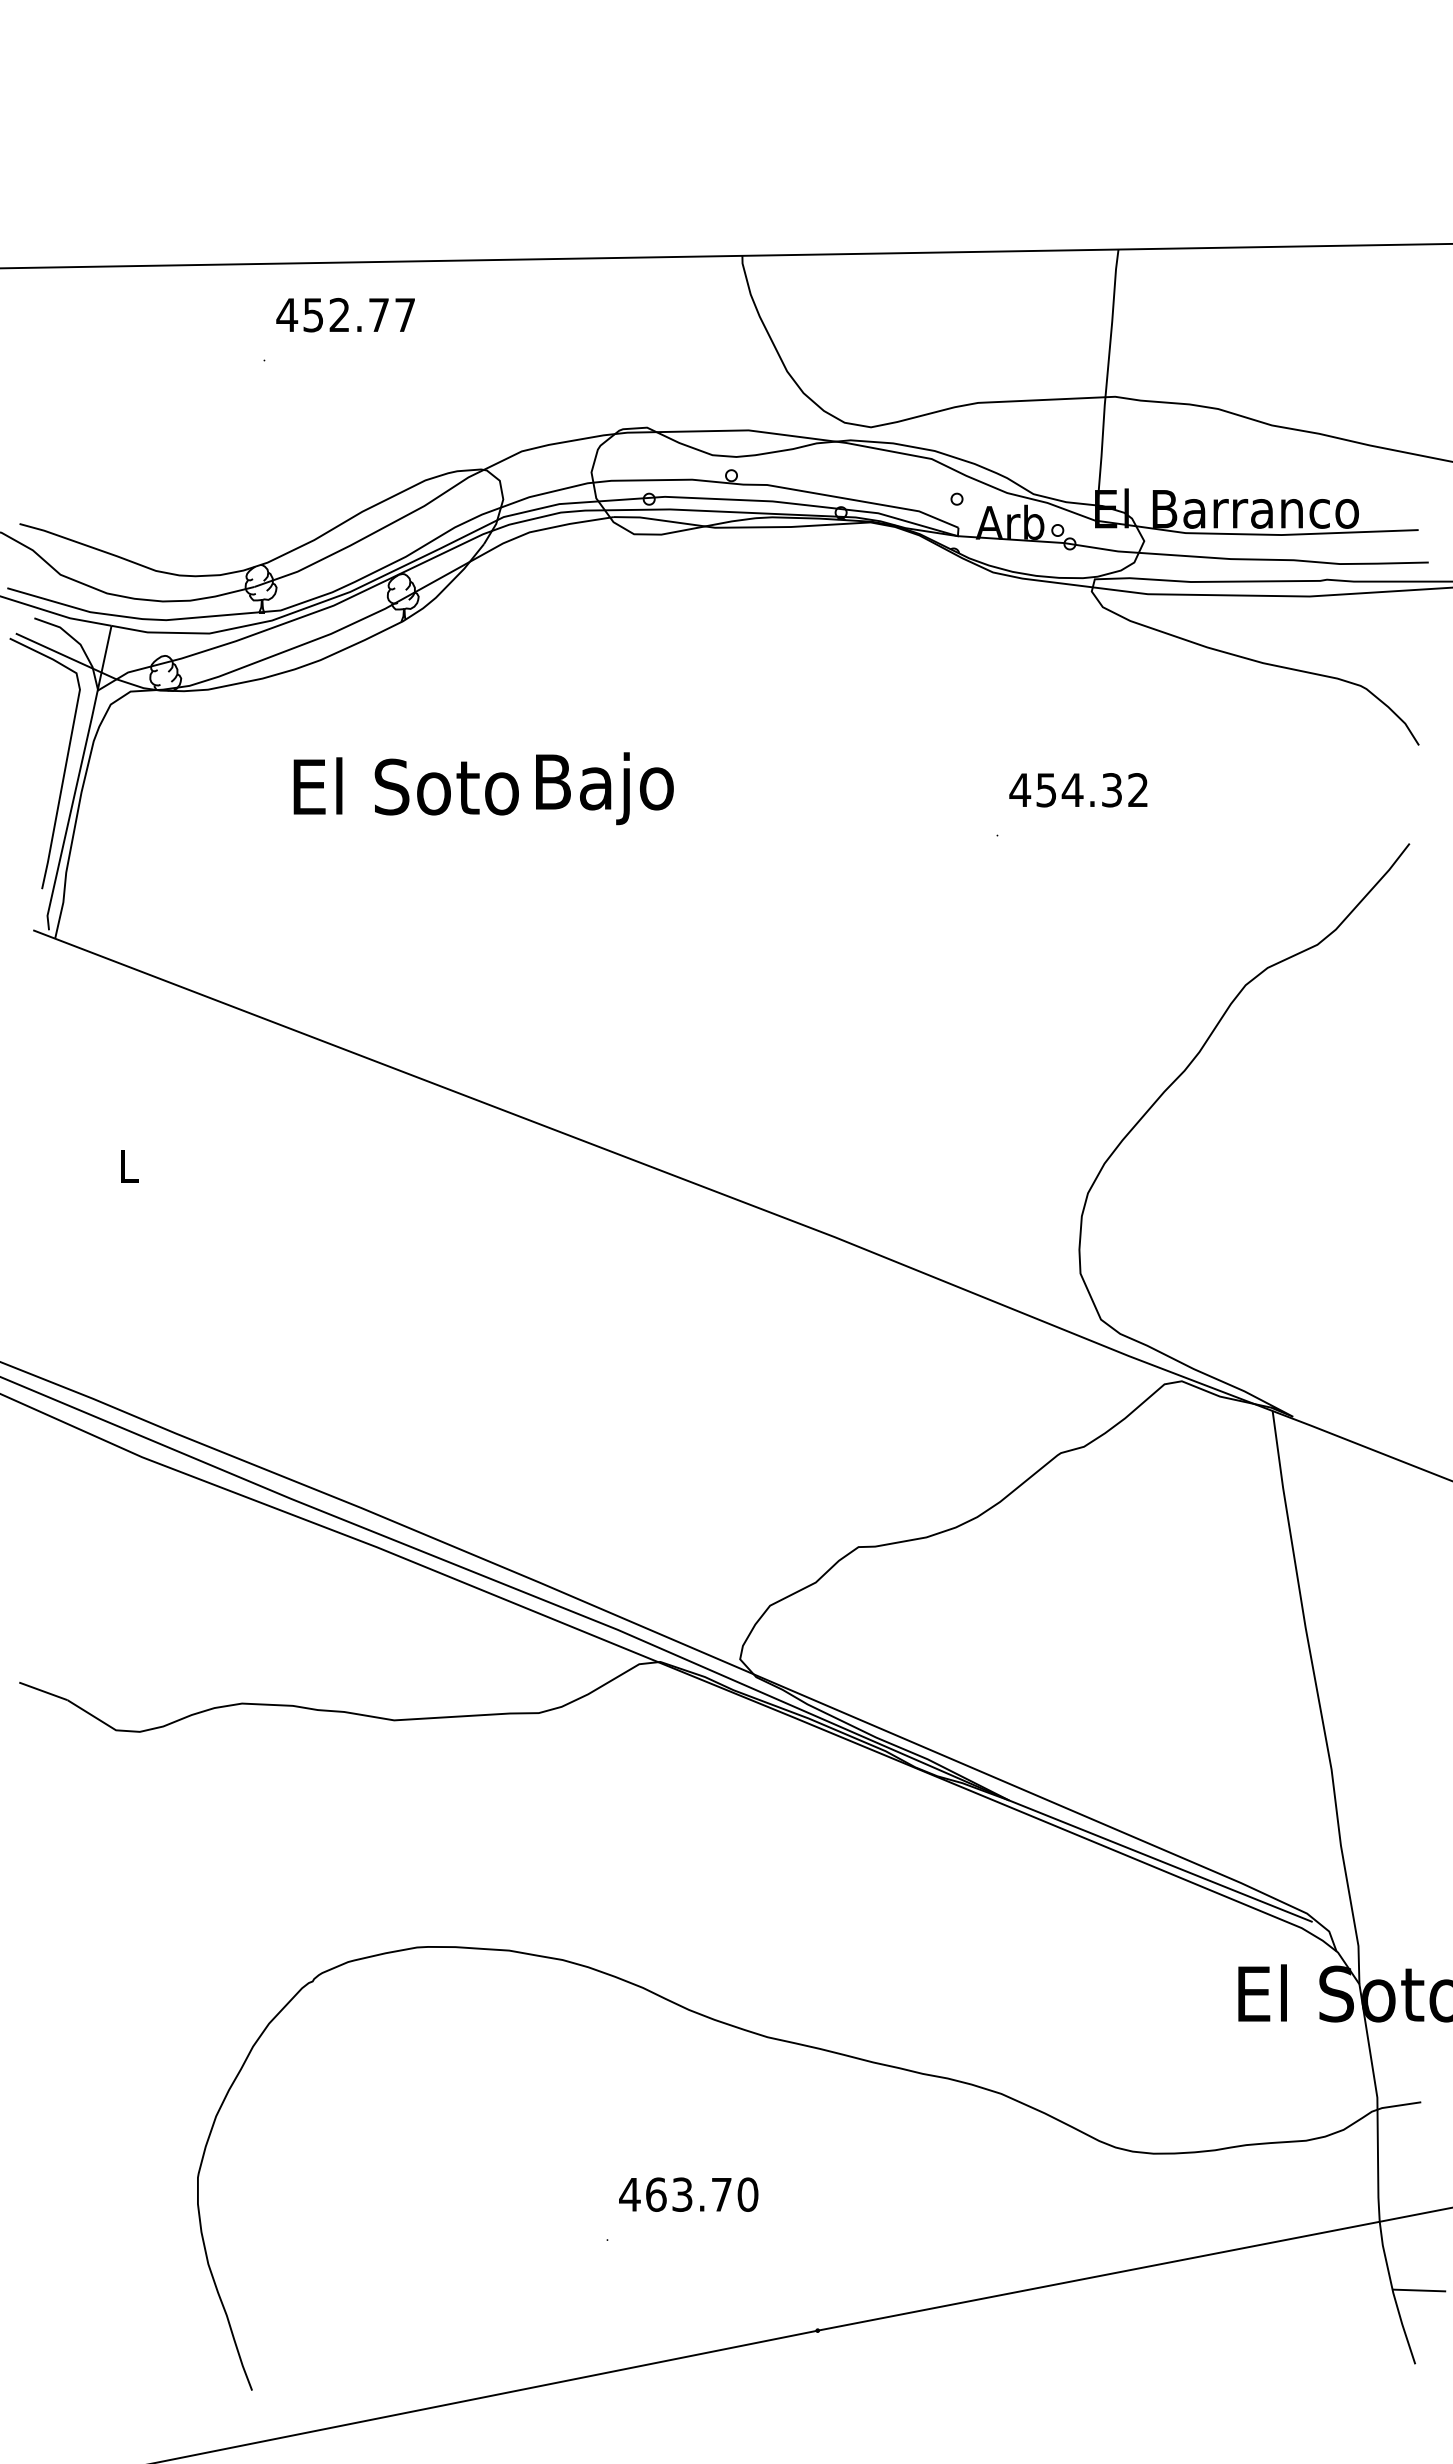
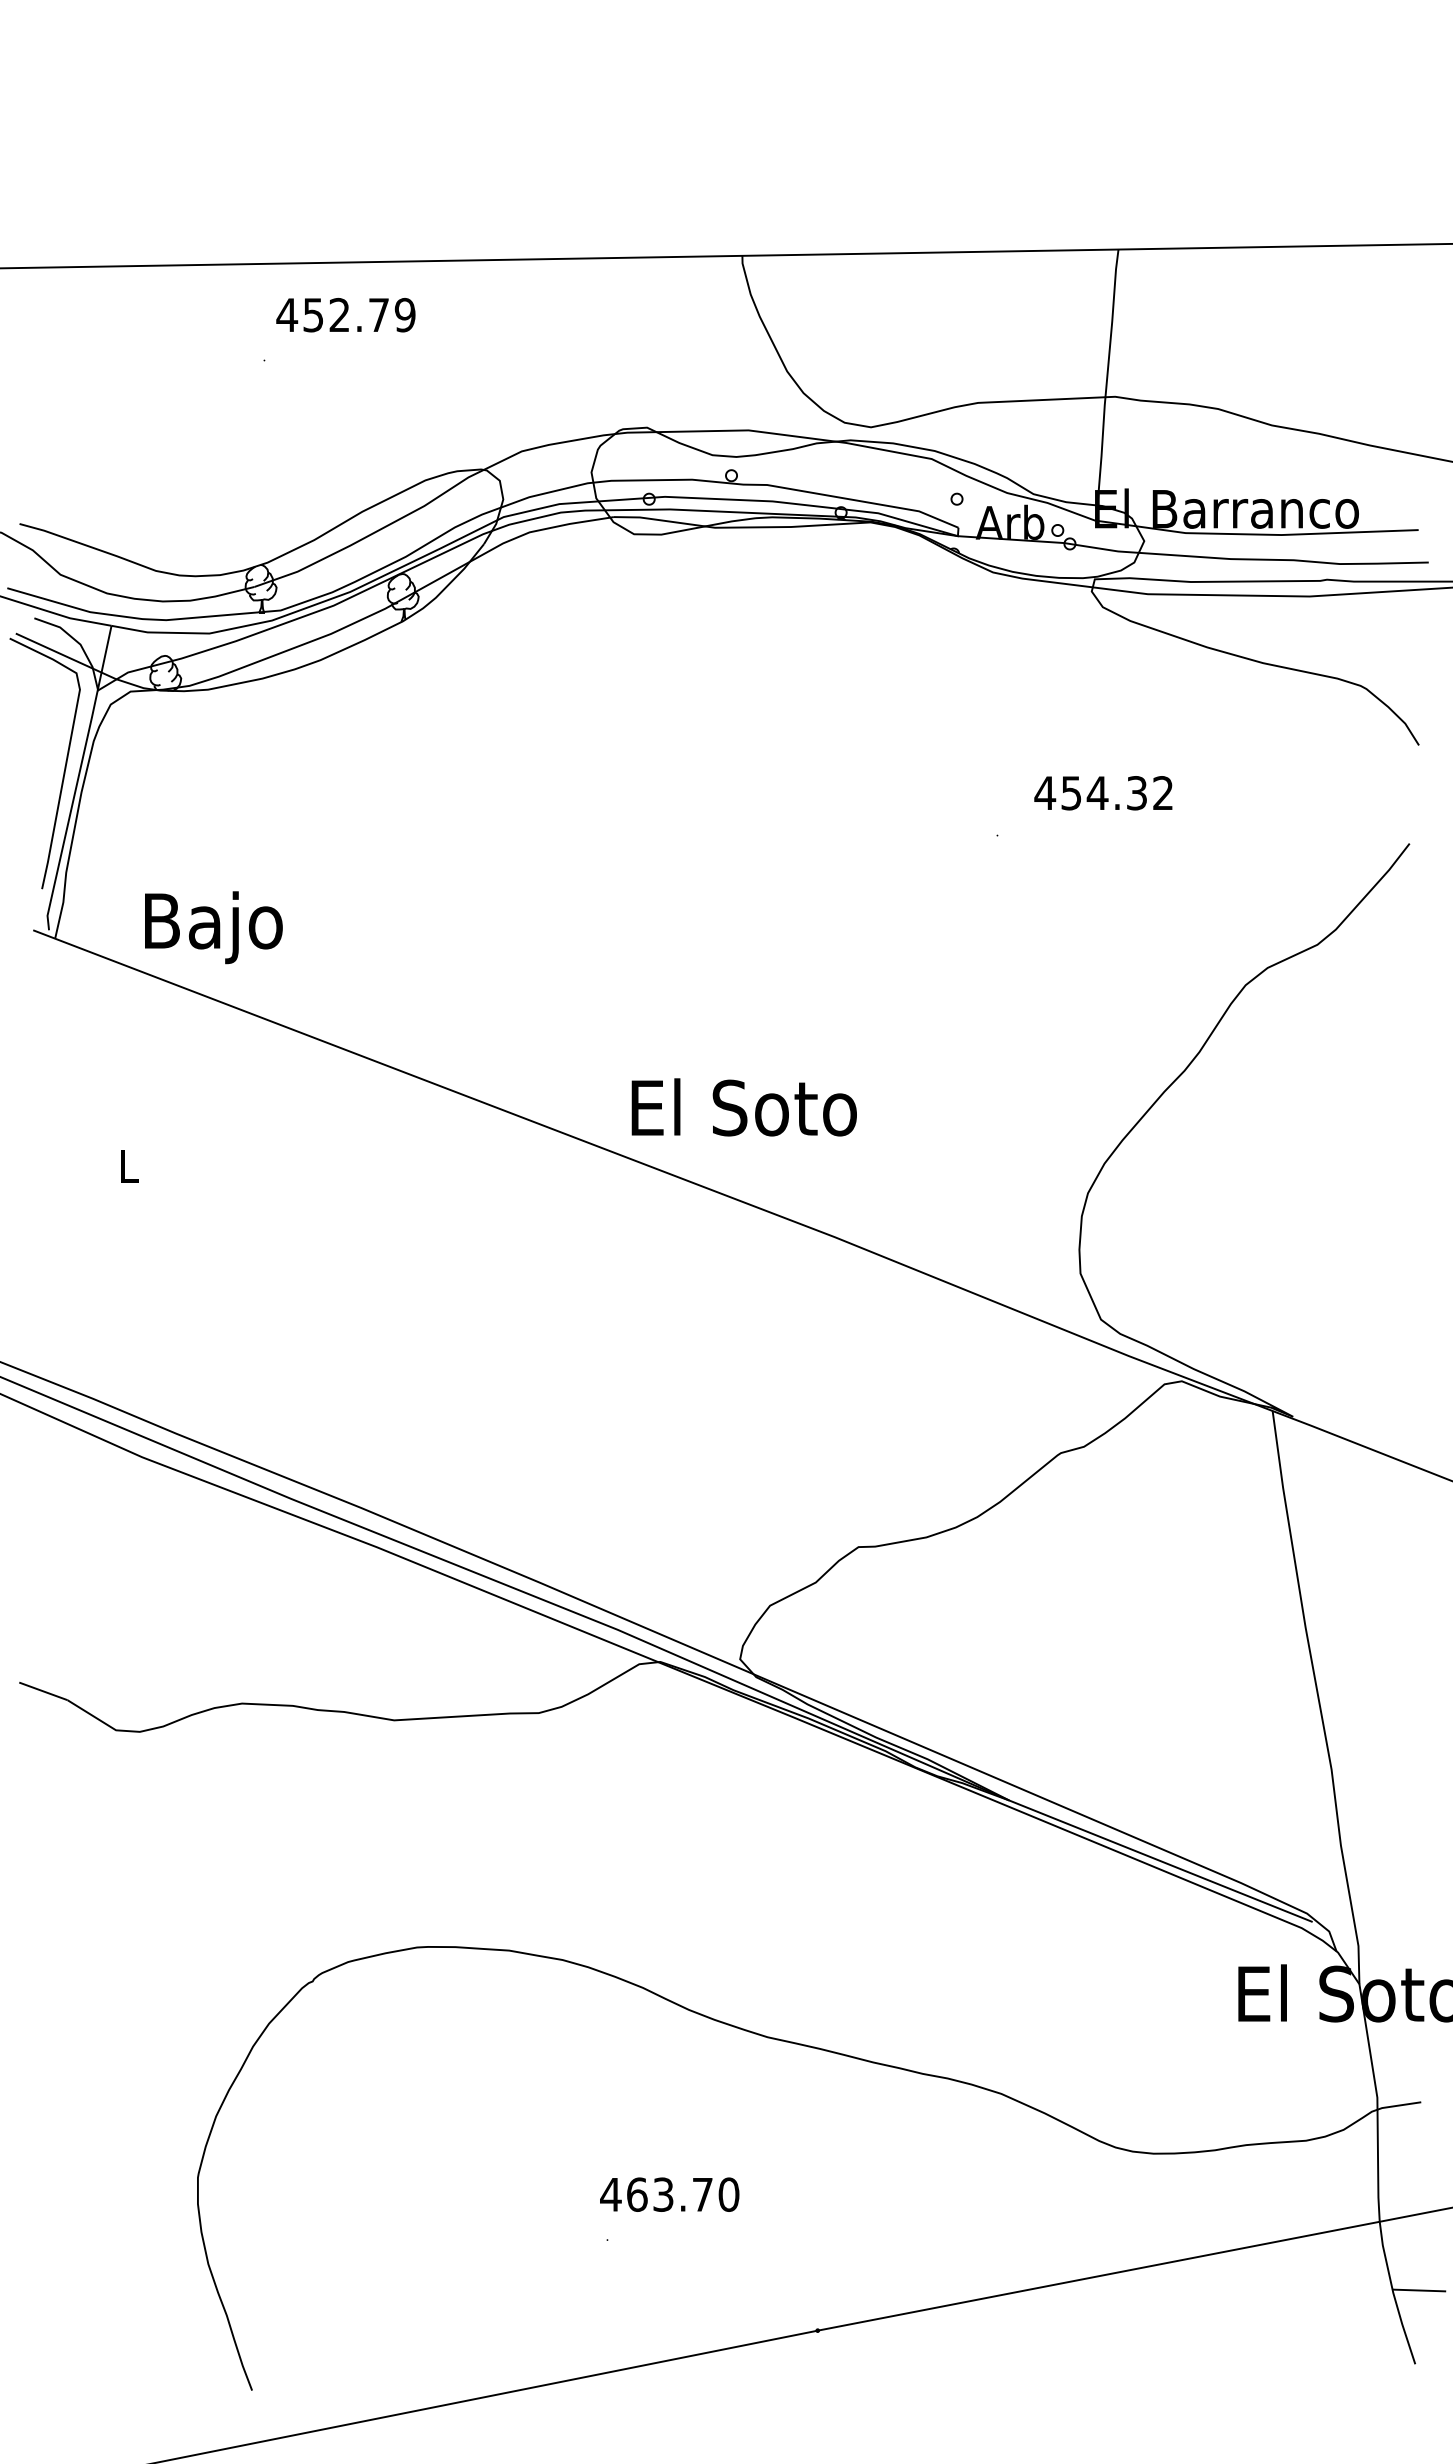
text: 452.77 -> 452.79 (404, 314)
text position: (405, 786) -> (743, 1107) (743, 1107)
text position: (604, 788) -> (213, 927) (213, 927)
text position: (1078, 790) -> (1103, 793) (1103, 793)
text position: (688, 2194) -> (669, 2194) (669, 2194)
